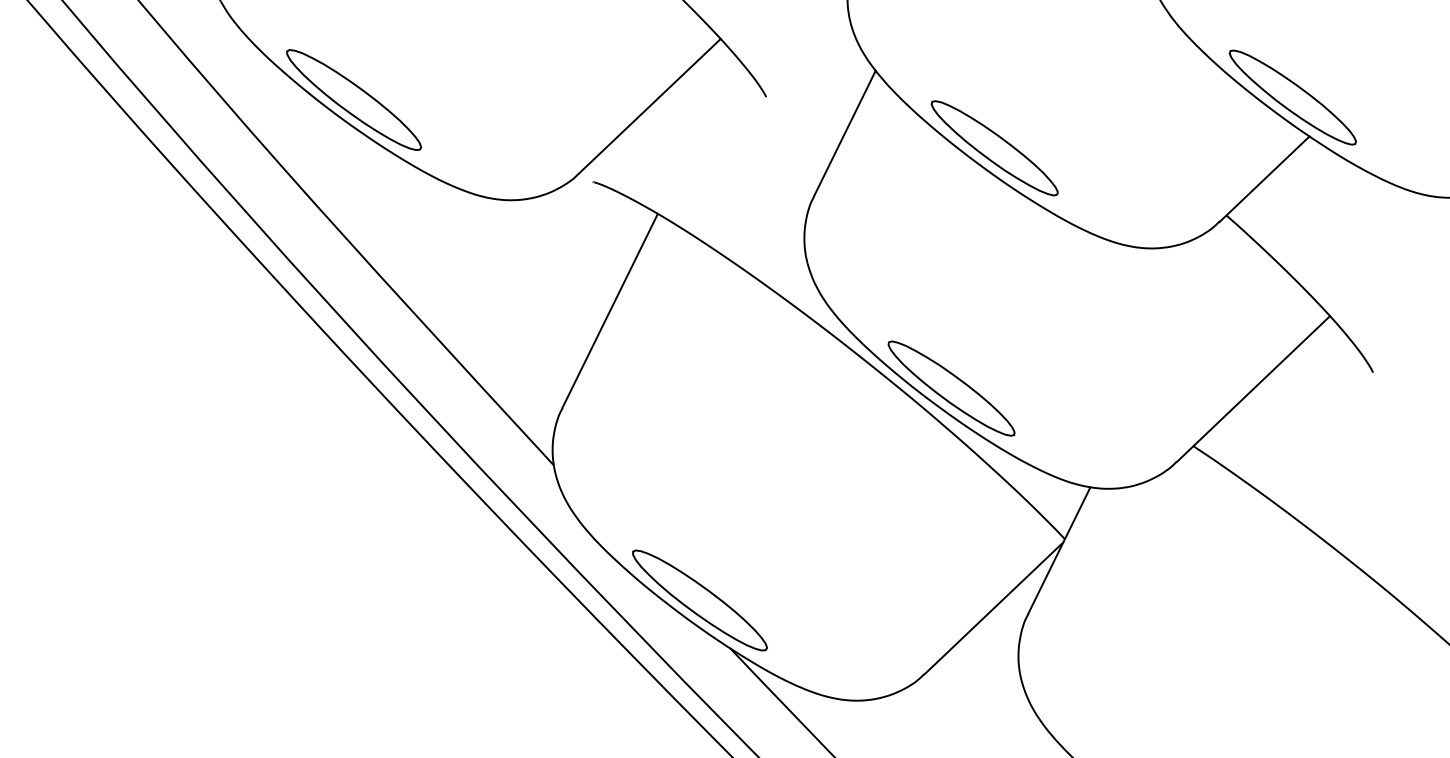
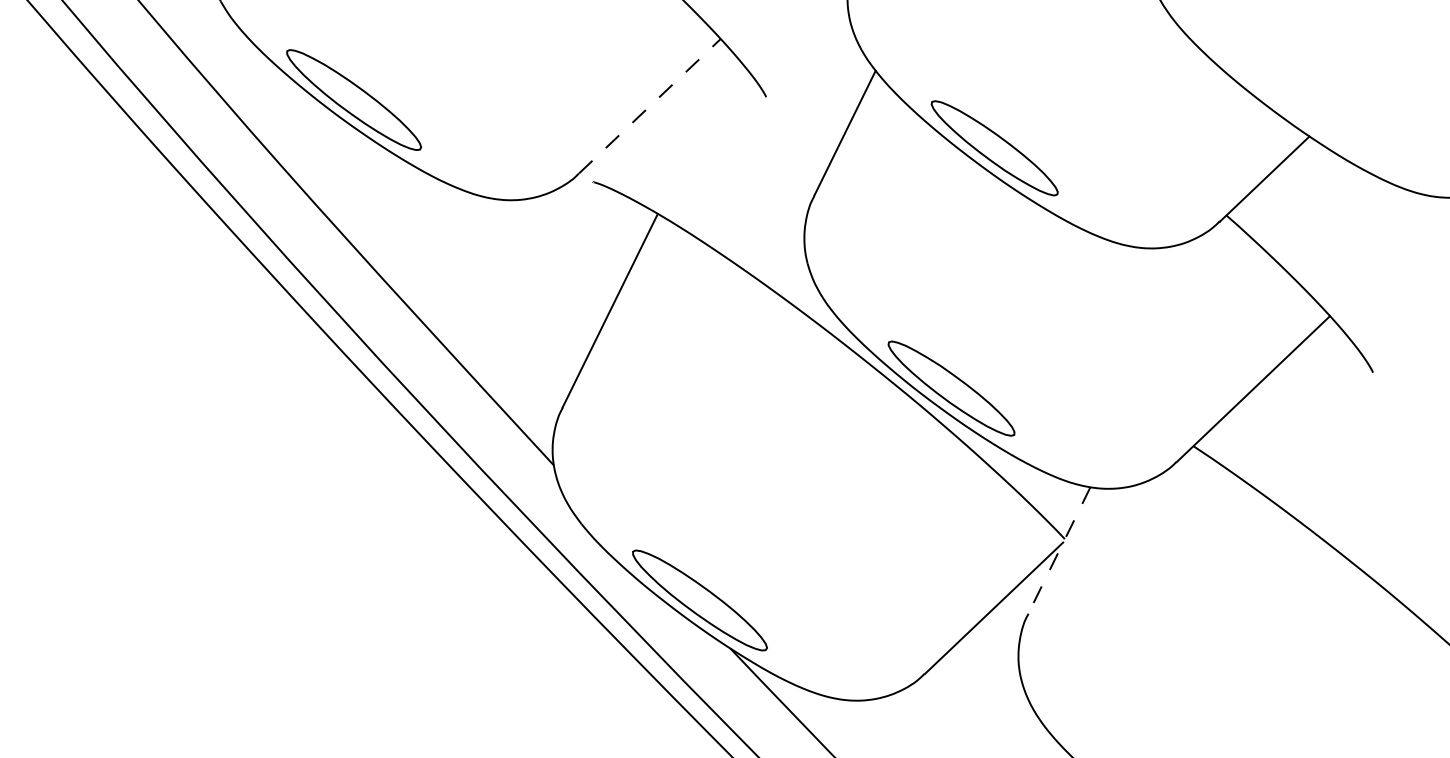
part: present -> none (1292, 97)
line: solid -> dashed (649, 106)
line: solid -> dashed (1059, 550)
